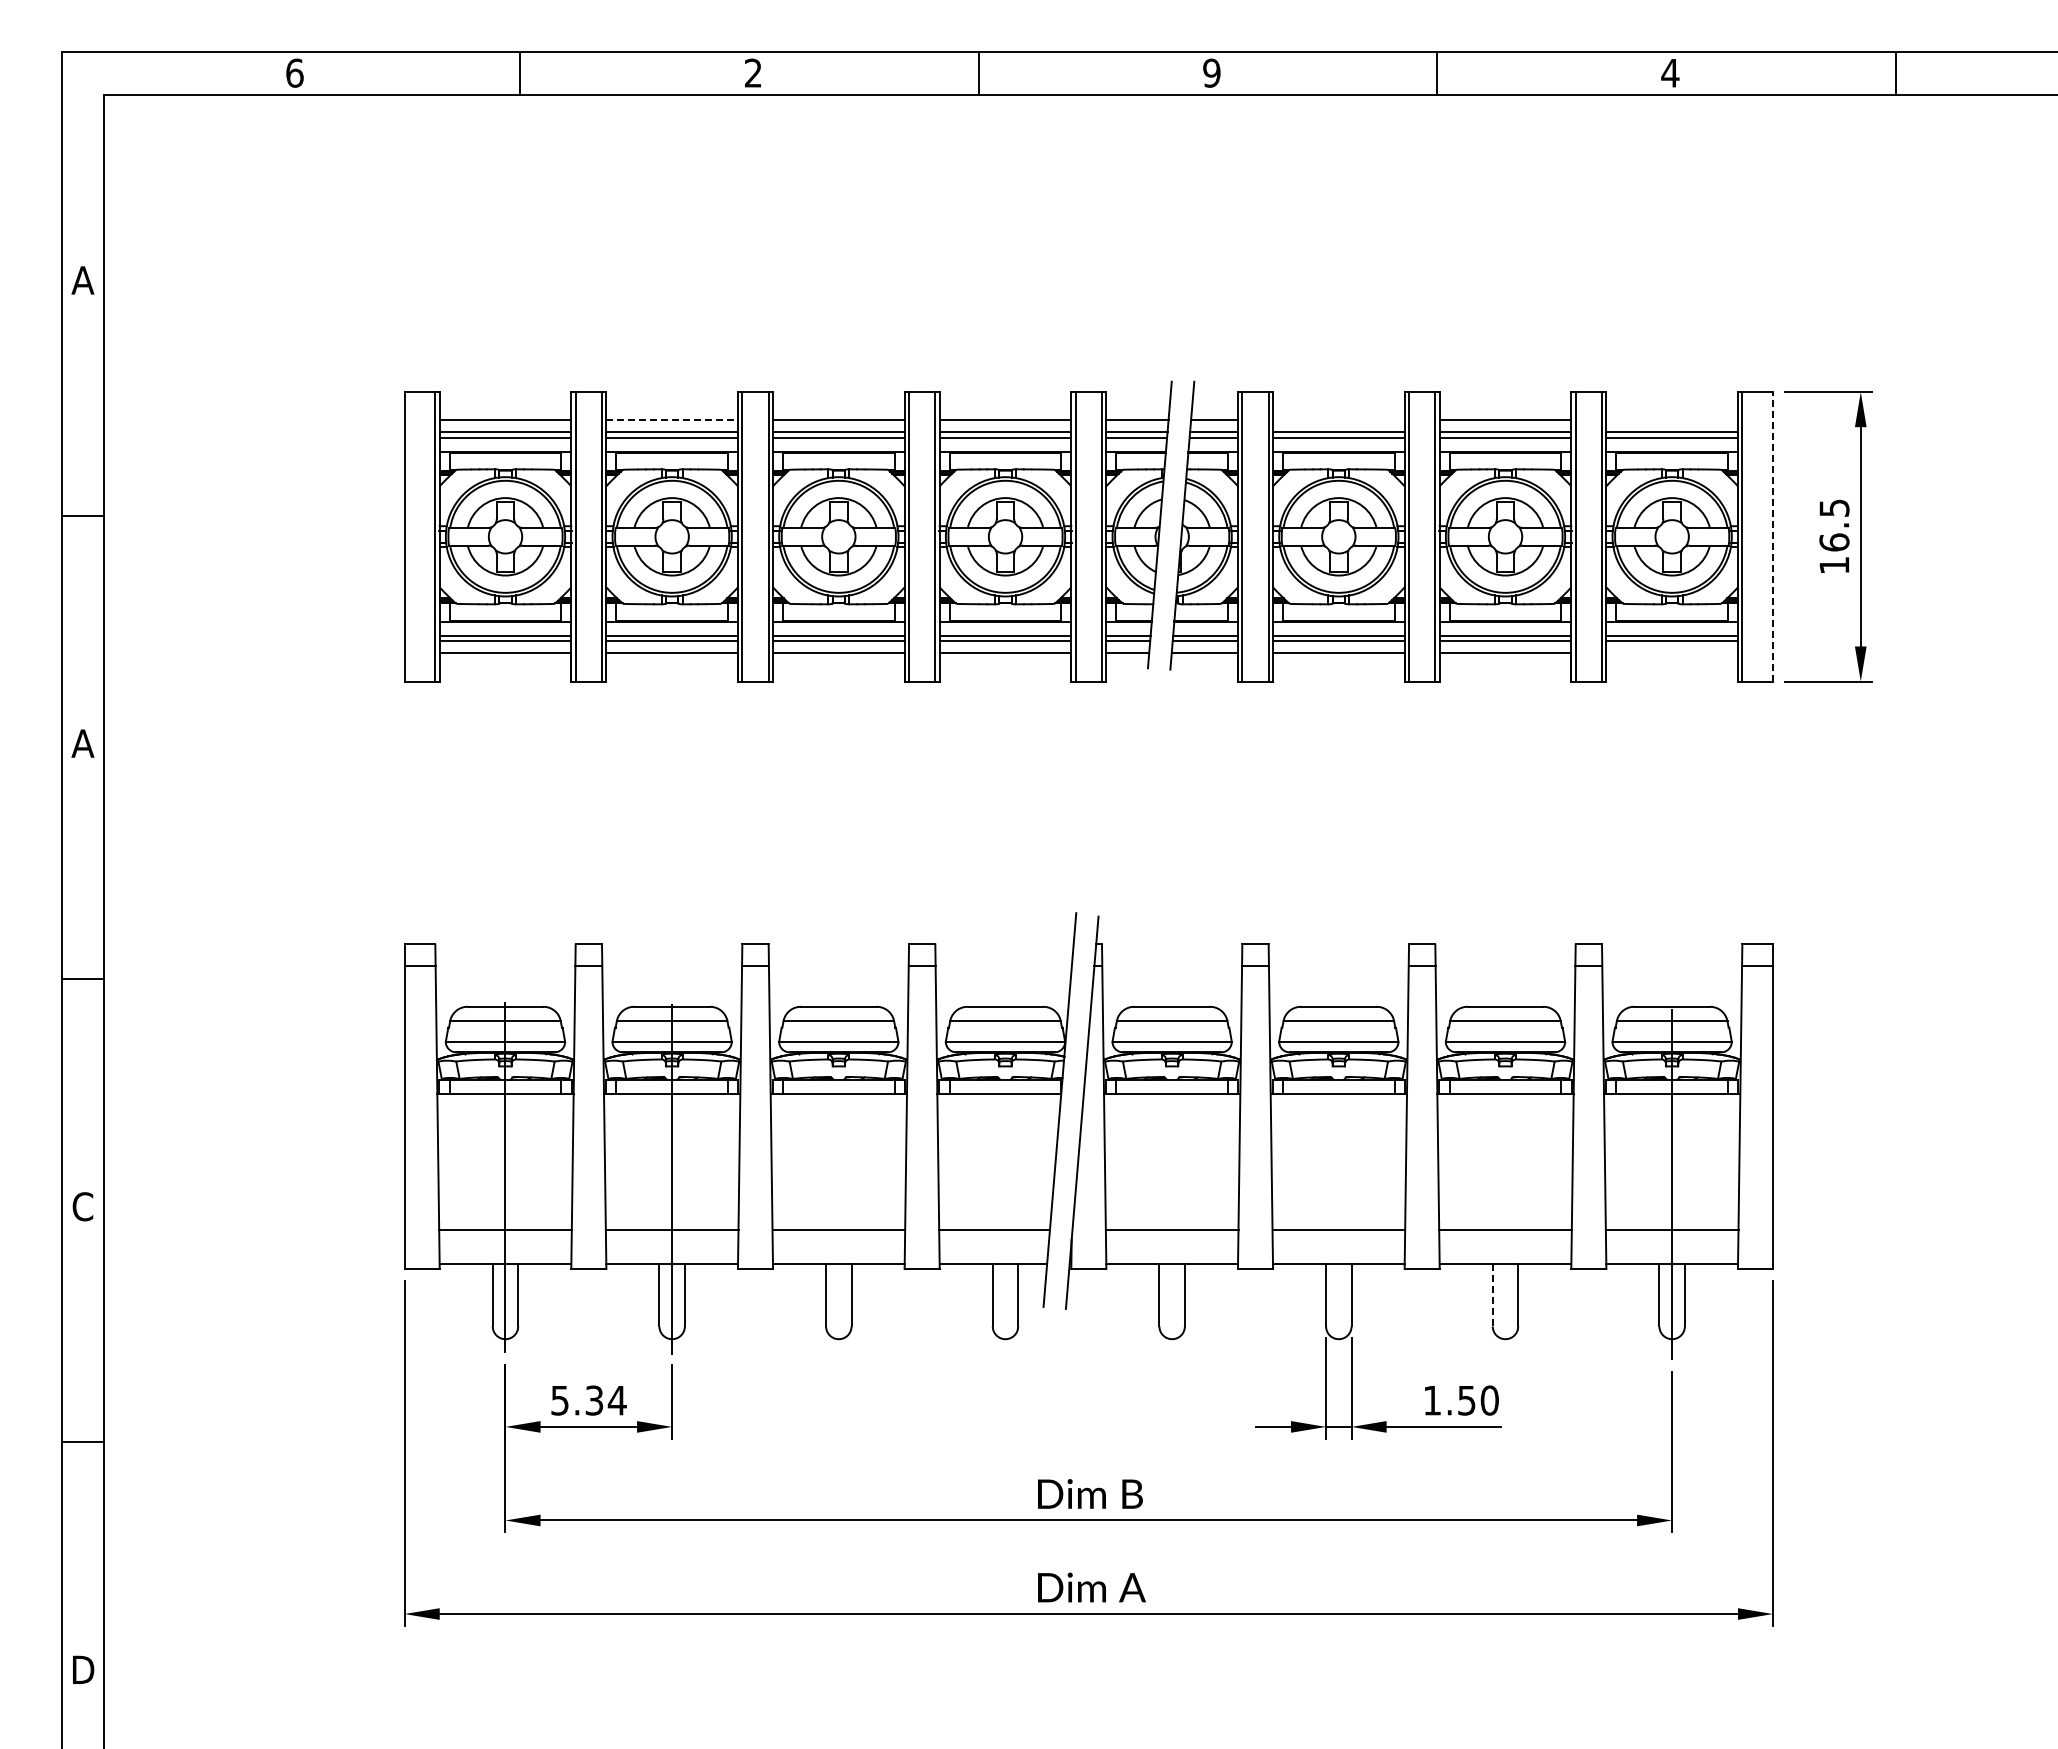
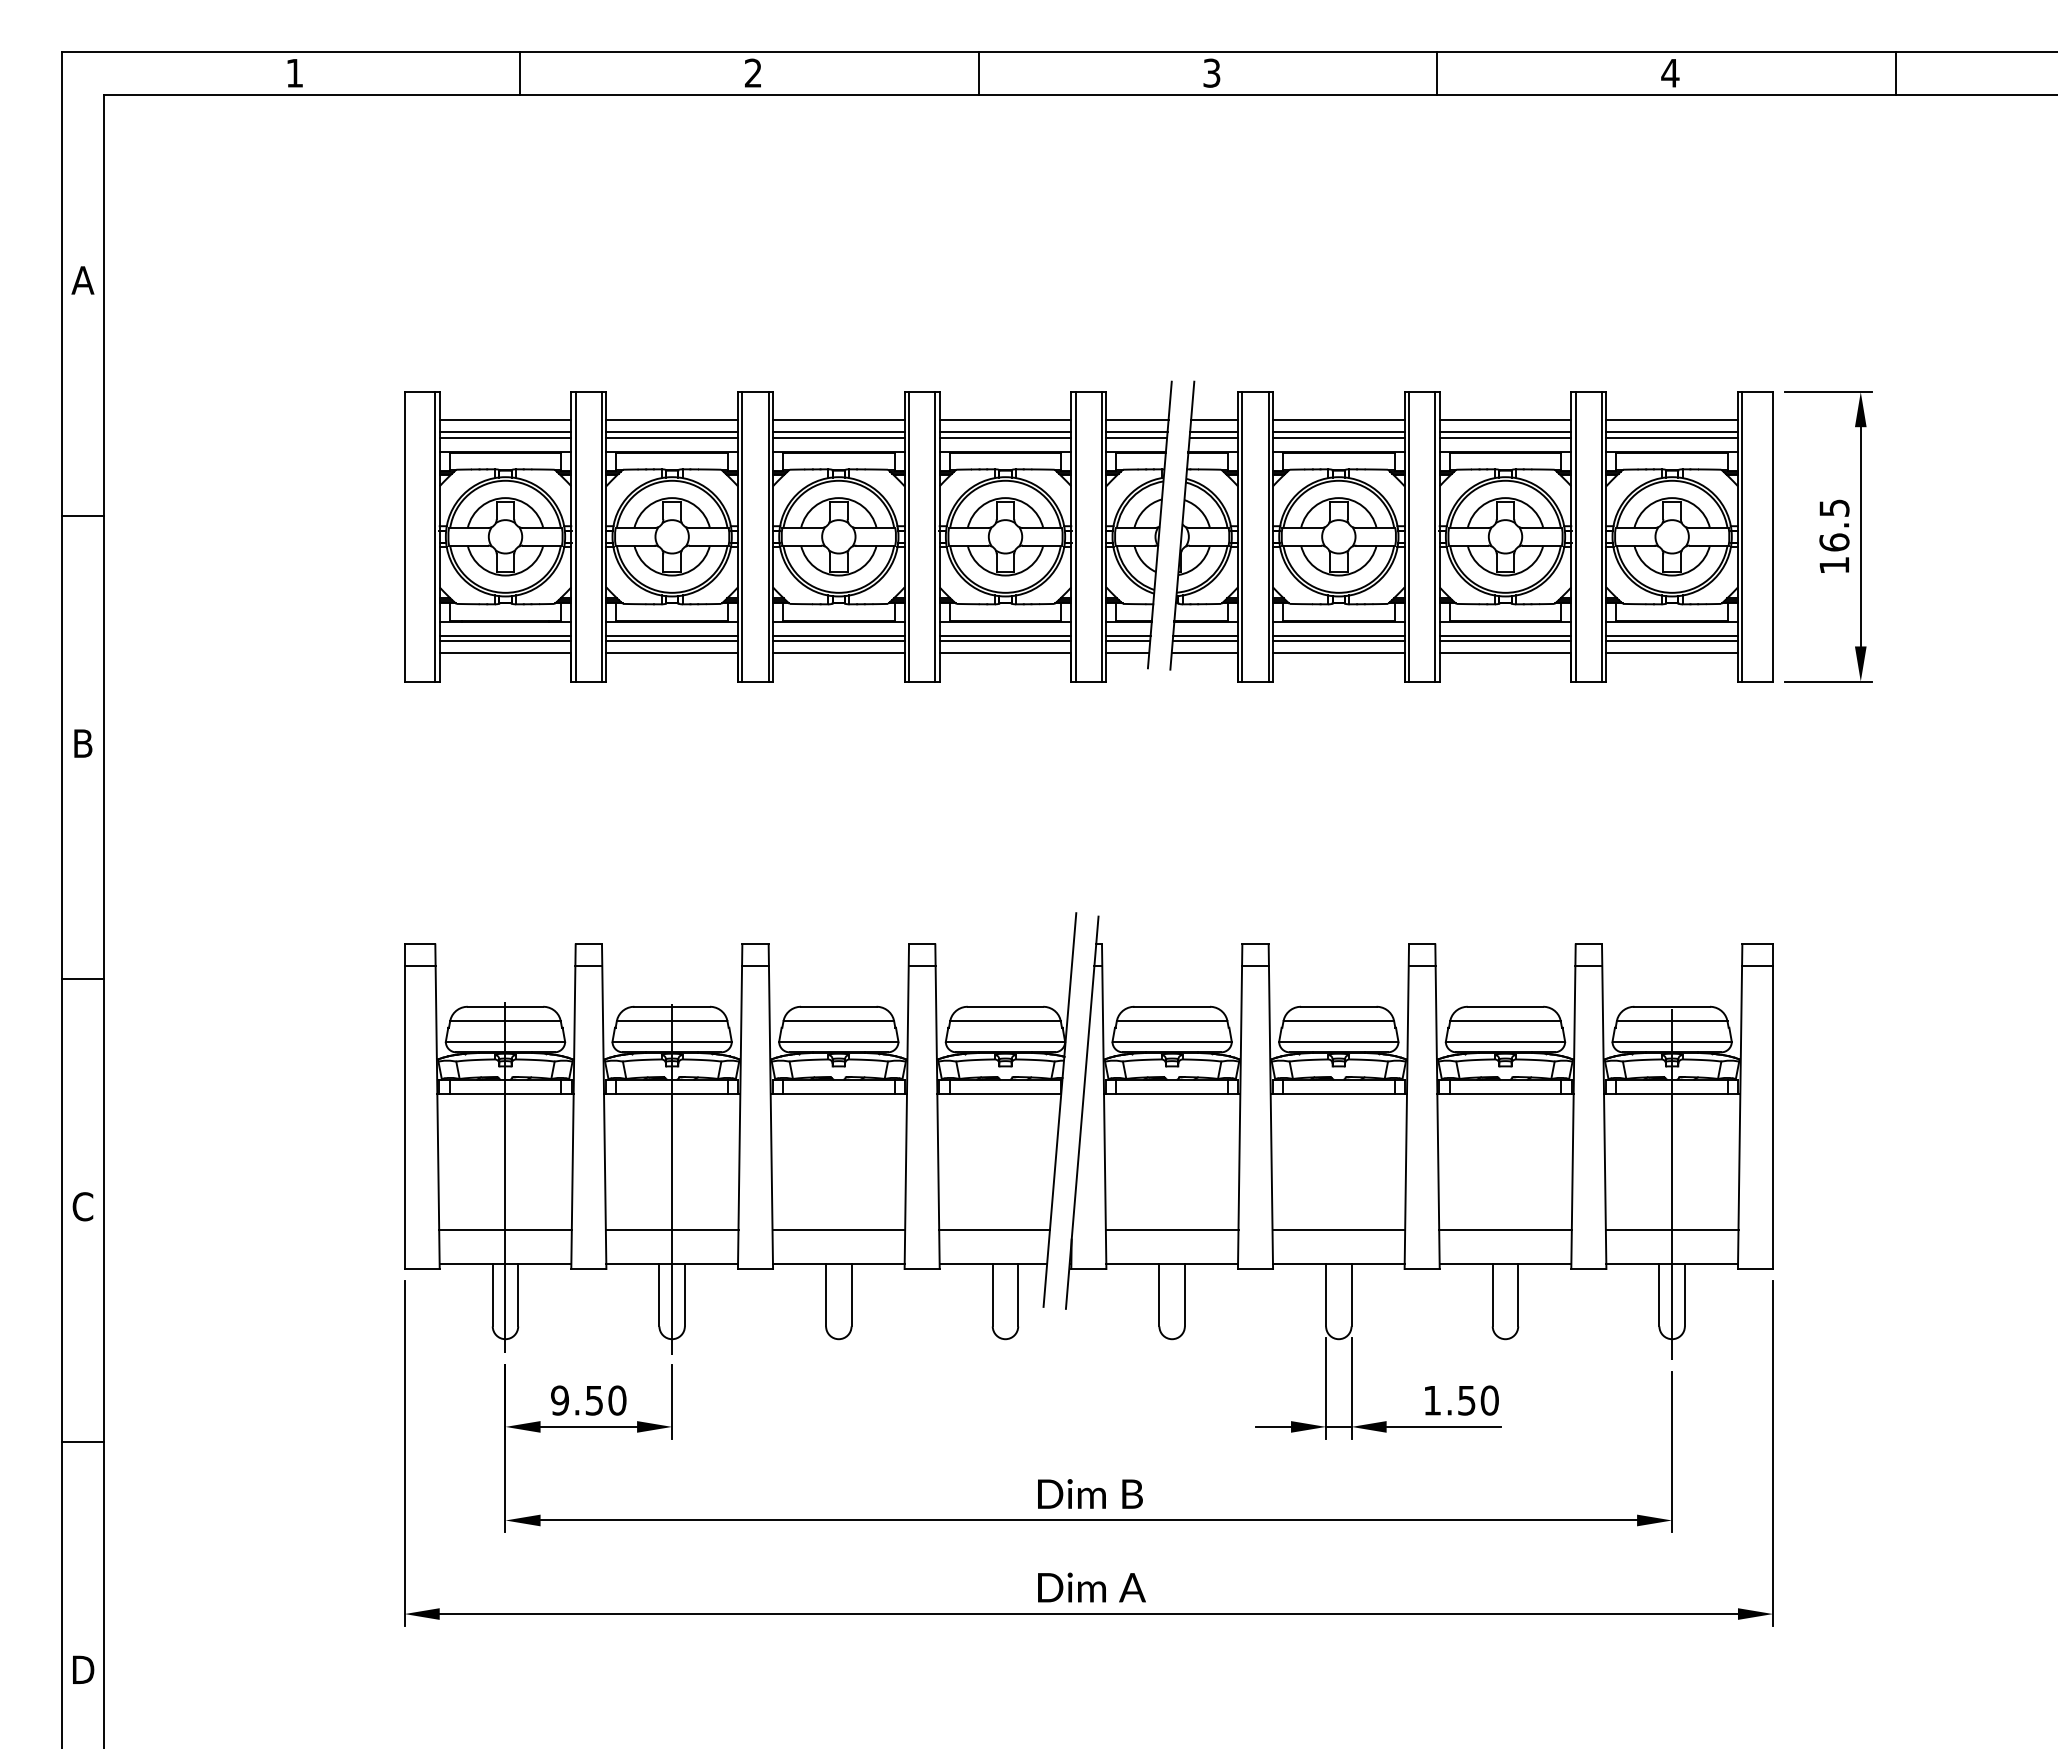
text: 6 -> 1 (294, 72)
text: 9 -> 3 (1211, 72)
line: dashed -> solid (672, 420)
line: none -> present (1338, 420)
line: none -> present (1671, 420)
line: dashed -> solid (1773, 536)
line: none -> present (1671, 653)
text: A -> B (82, 743)
line: dashed -> solid (1492, 1295)
text: 5.34 -> 9.50 (588, 1400)
